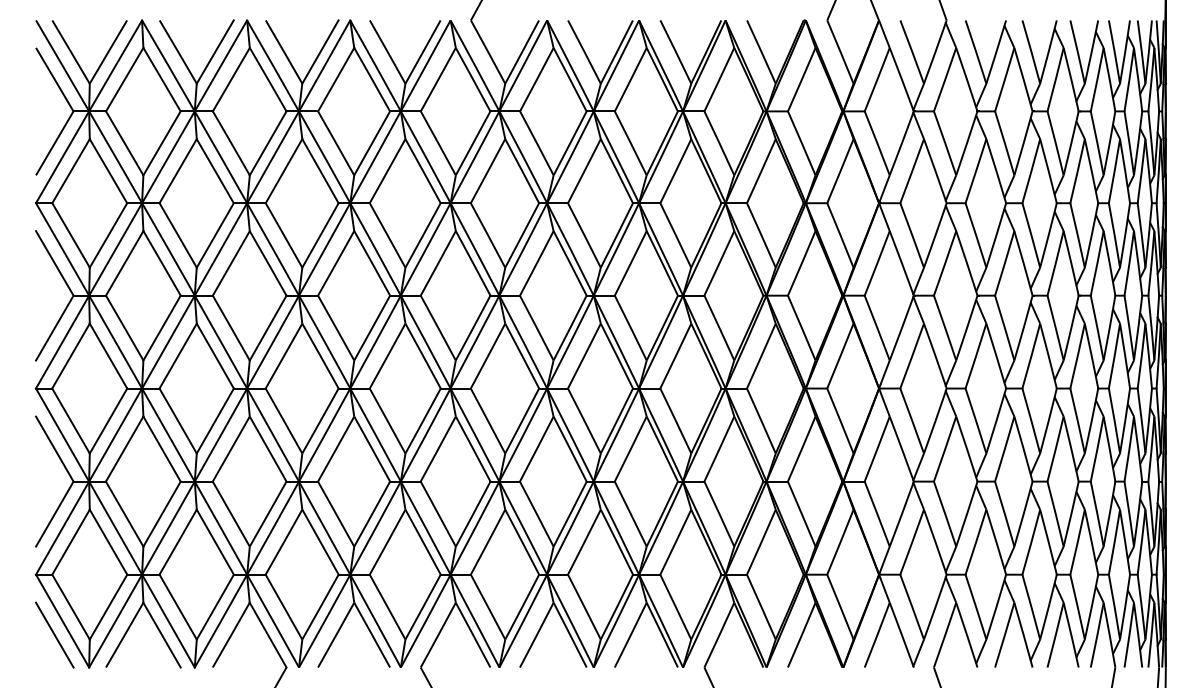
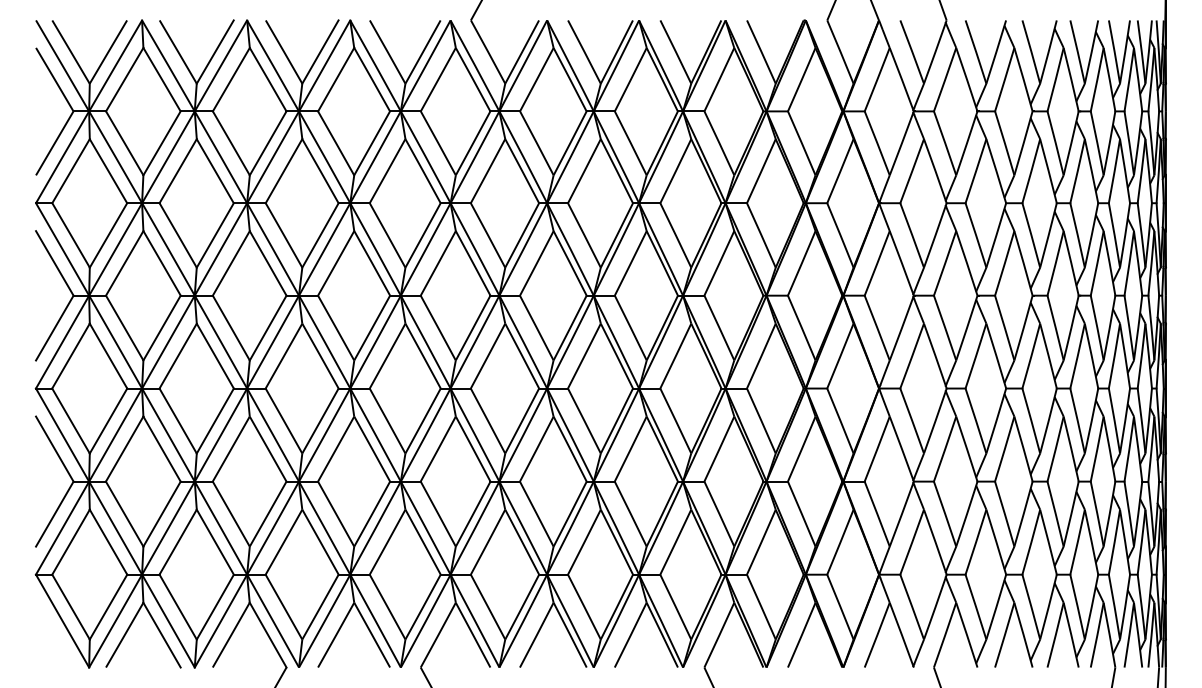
line: present -> none (54, 634)
